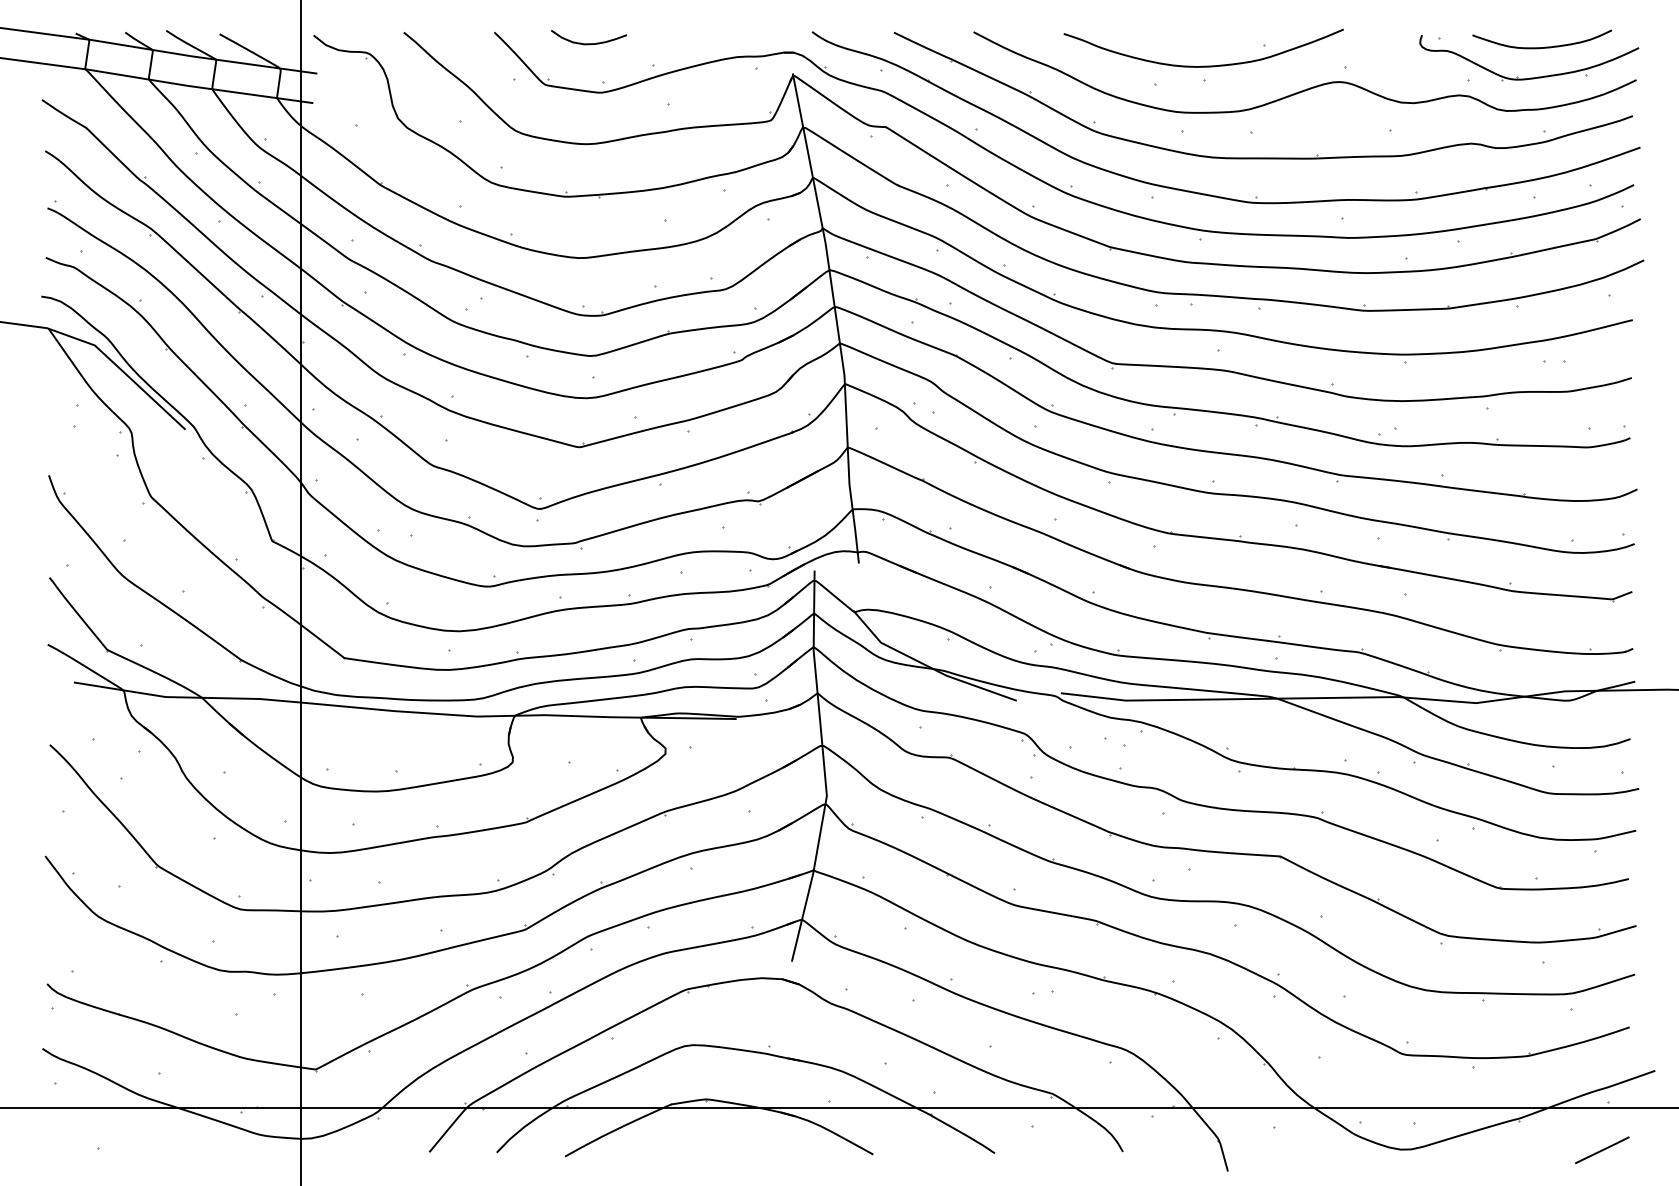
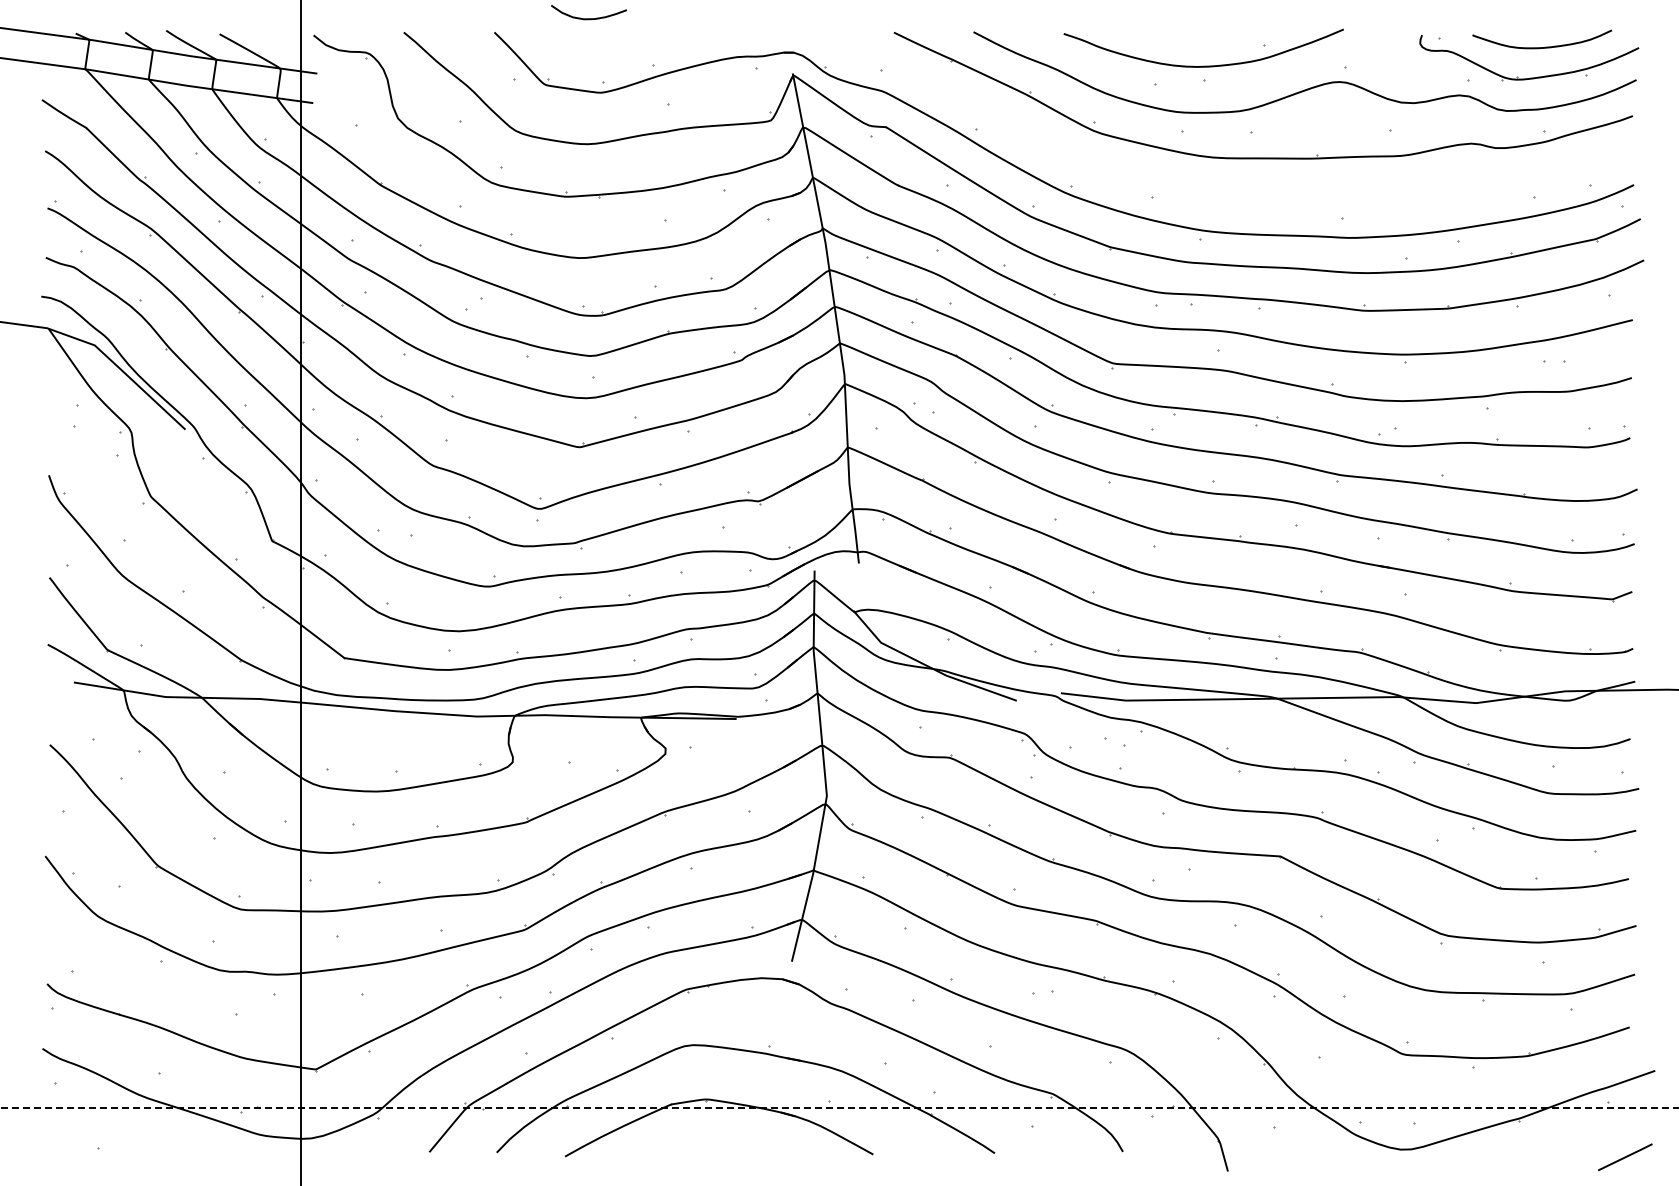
curve position: (589, 43) -> (589, 18) (589, 18)
part: present -> none (1211, 194)
line: solid -> dashed (840, 1107)
line position: (1602, 1150) -> (1625, 1157) (1625, 1157)
